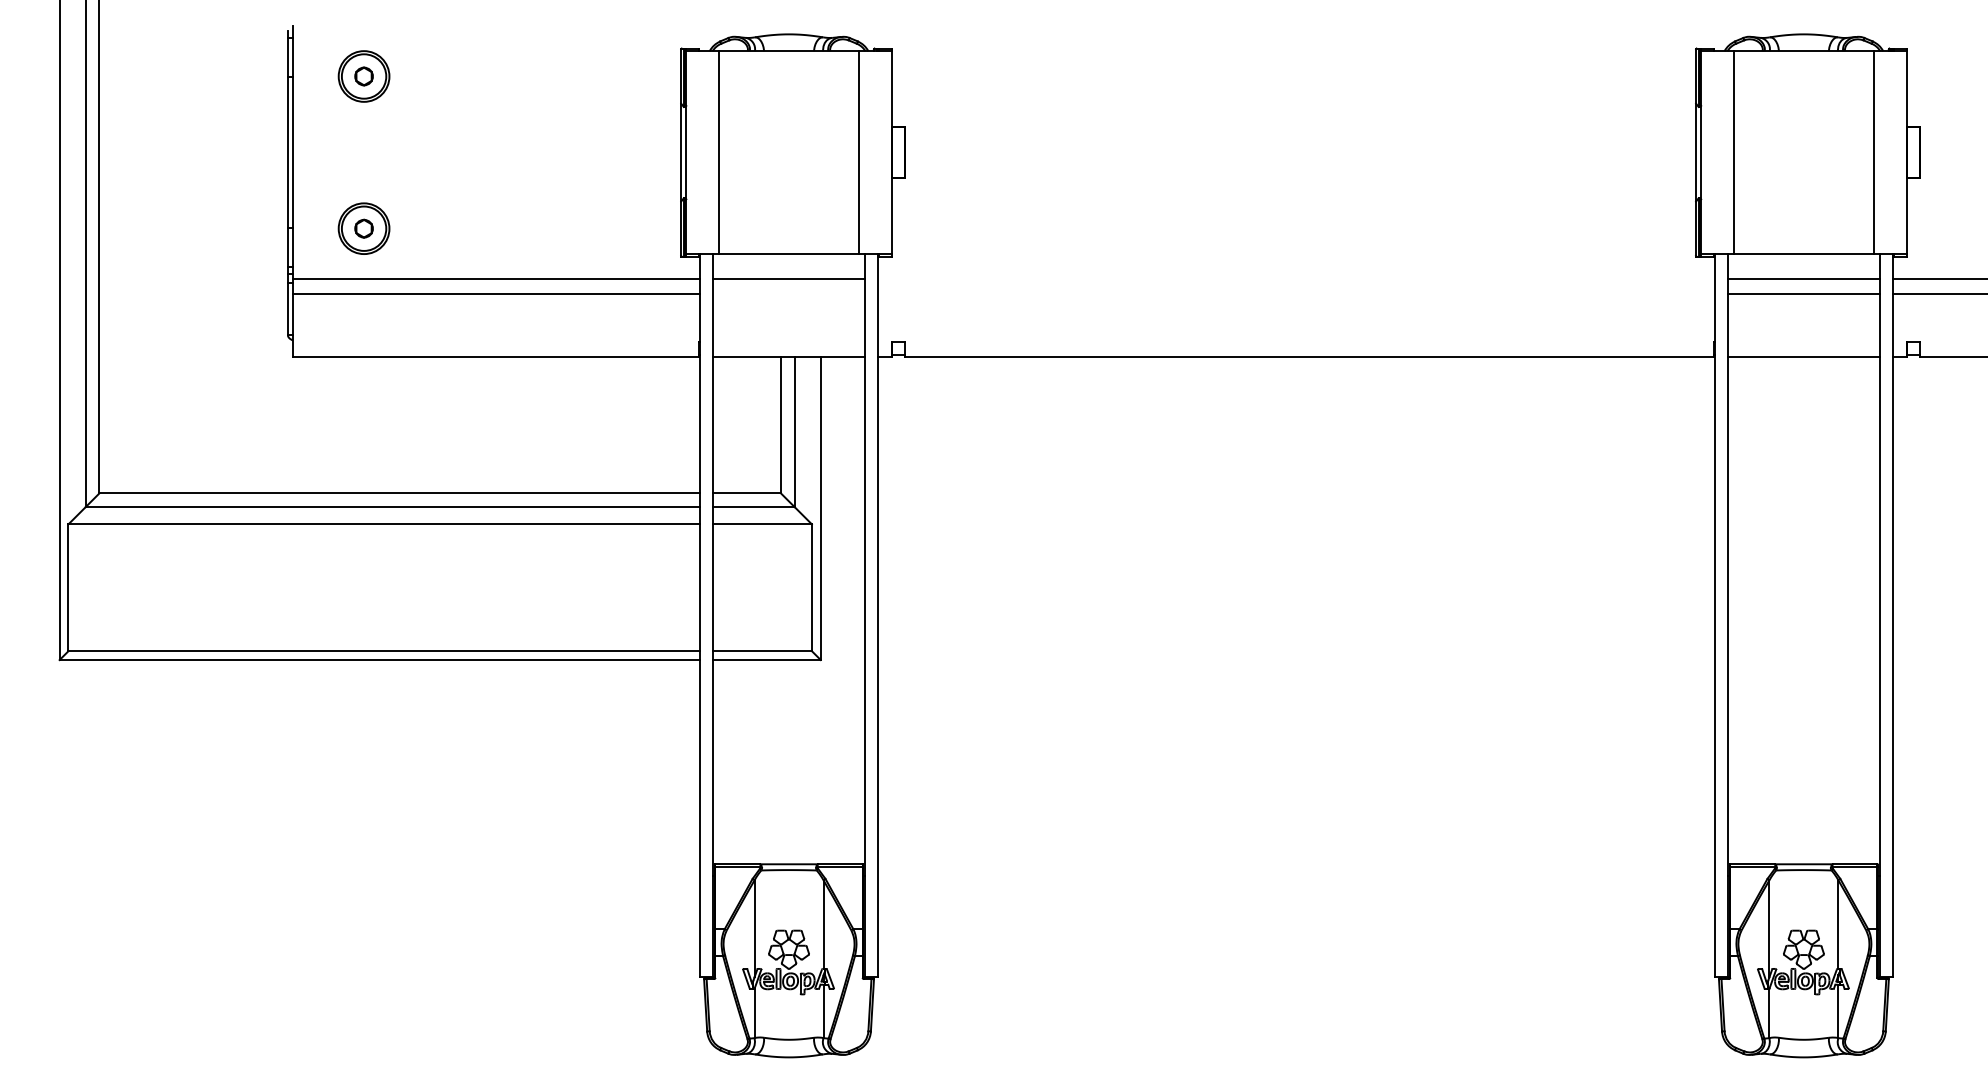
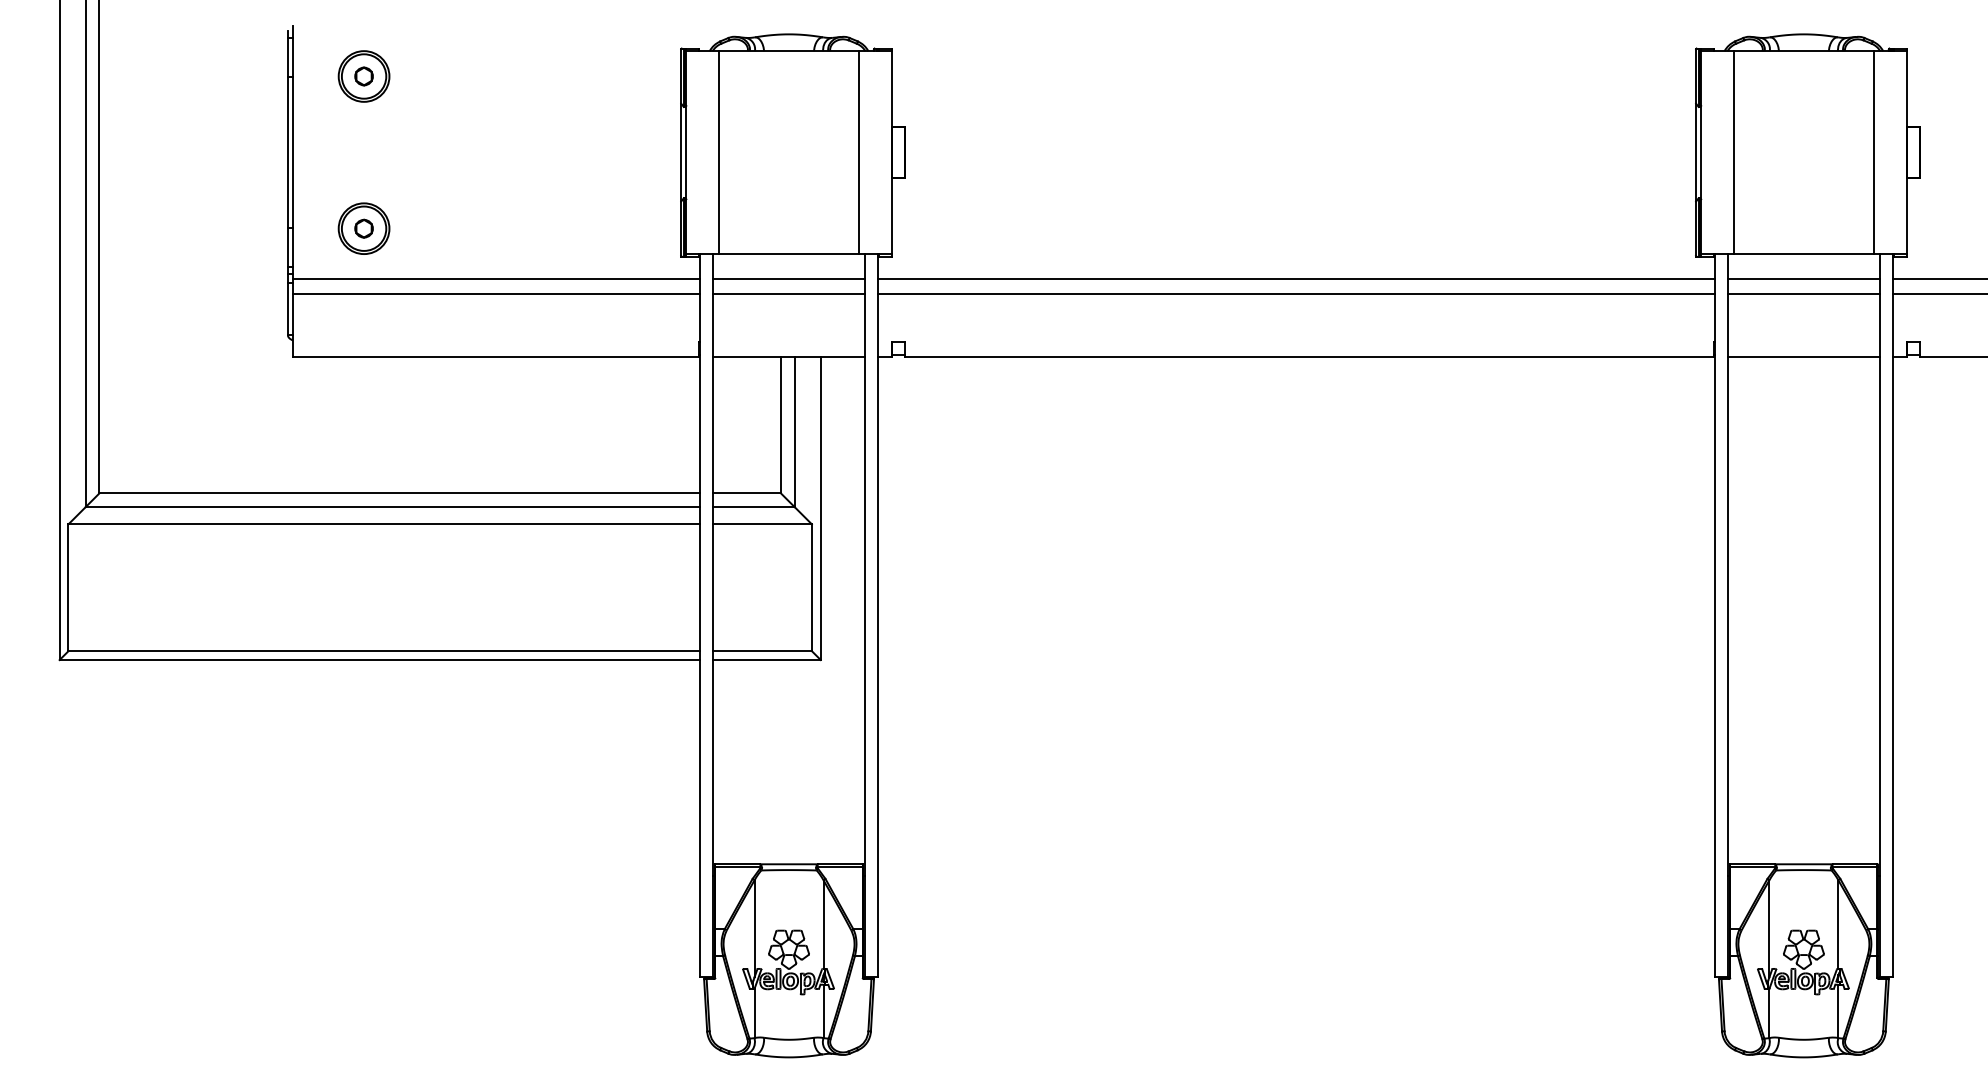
line: none -> present (1296, 279)
line: none -> present (788, 293)
line: none -> present (1296, 293)
